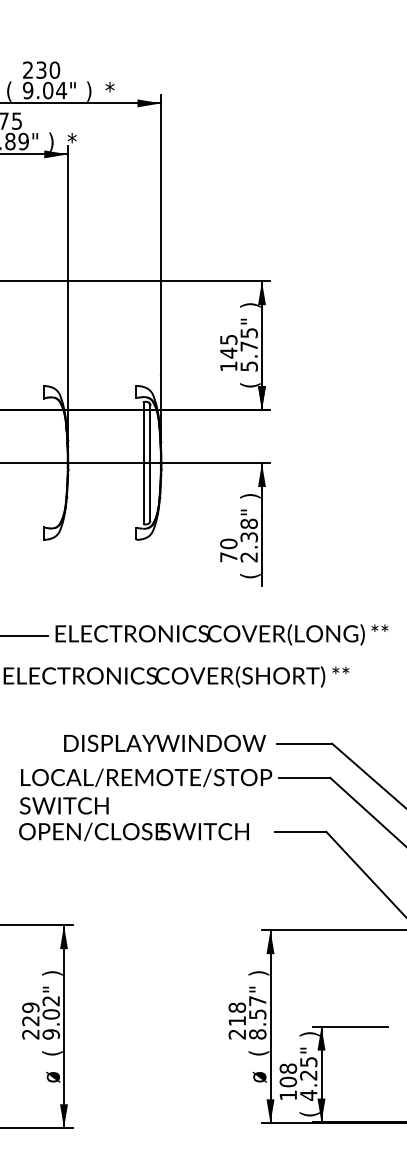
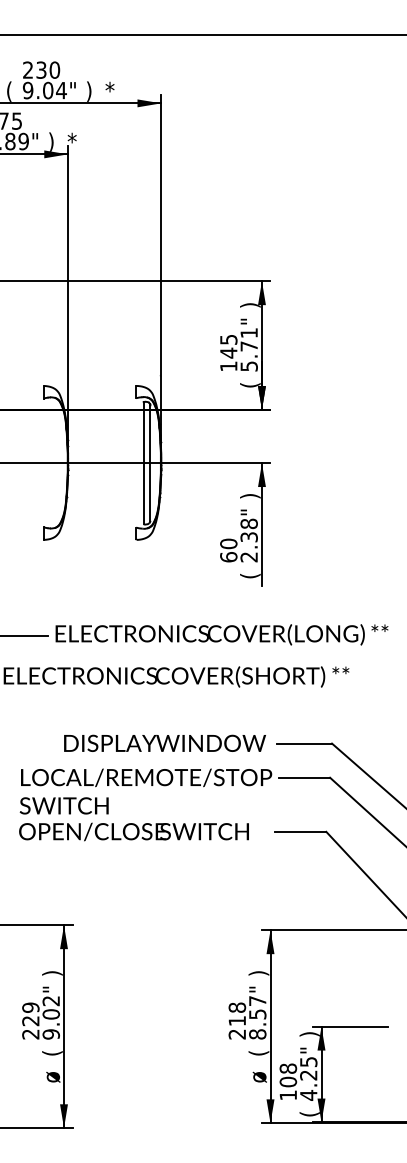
line: none -> present (202, 34)
text: 5.75" -> 5.71" (248, 333)
text: 70 -> 60 (228, 557)
